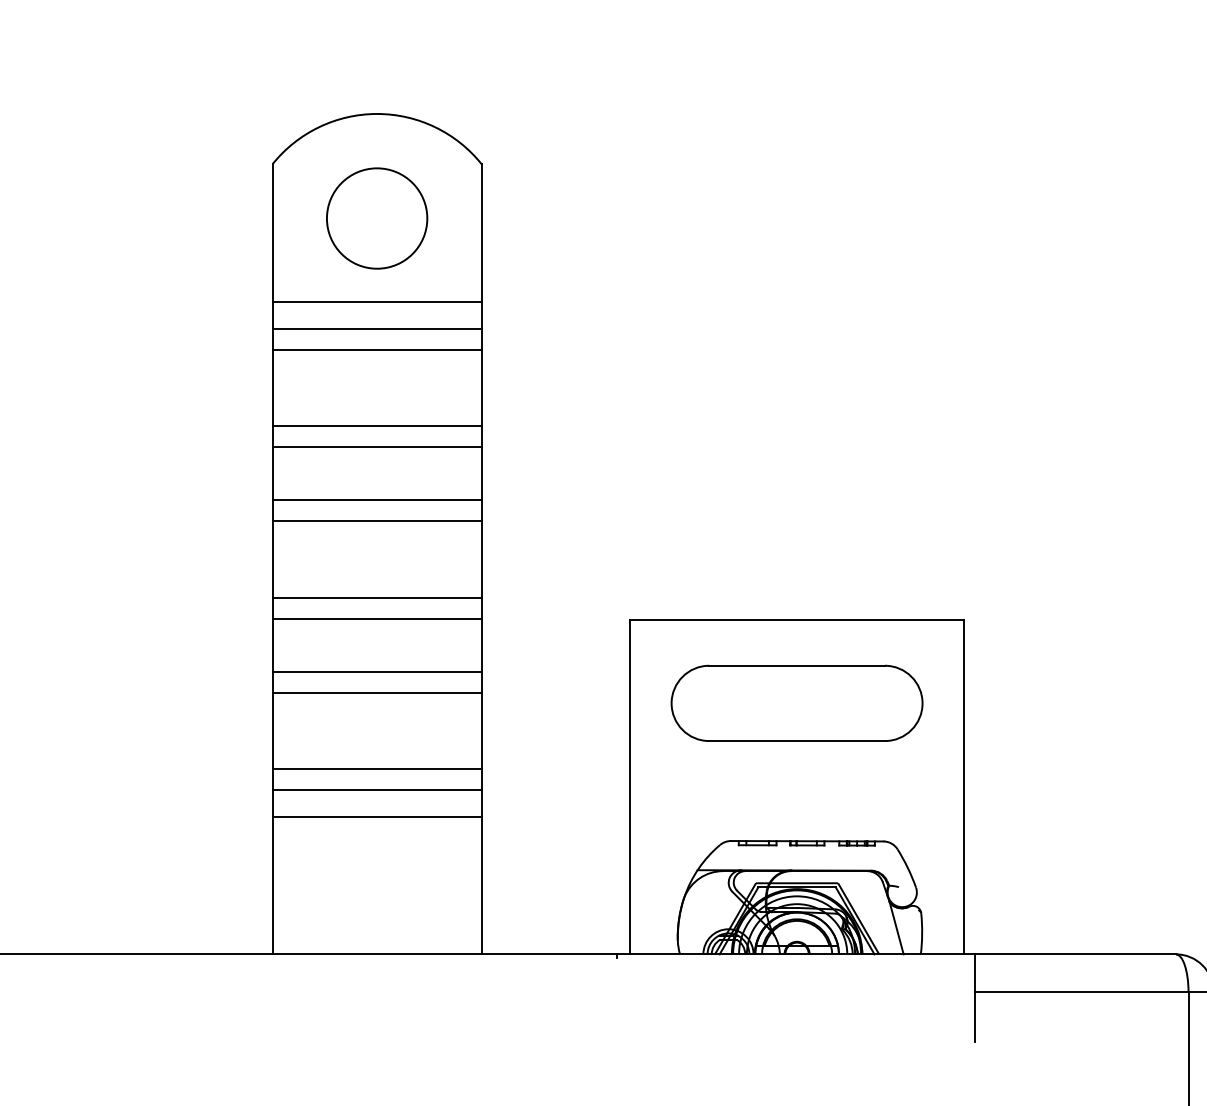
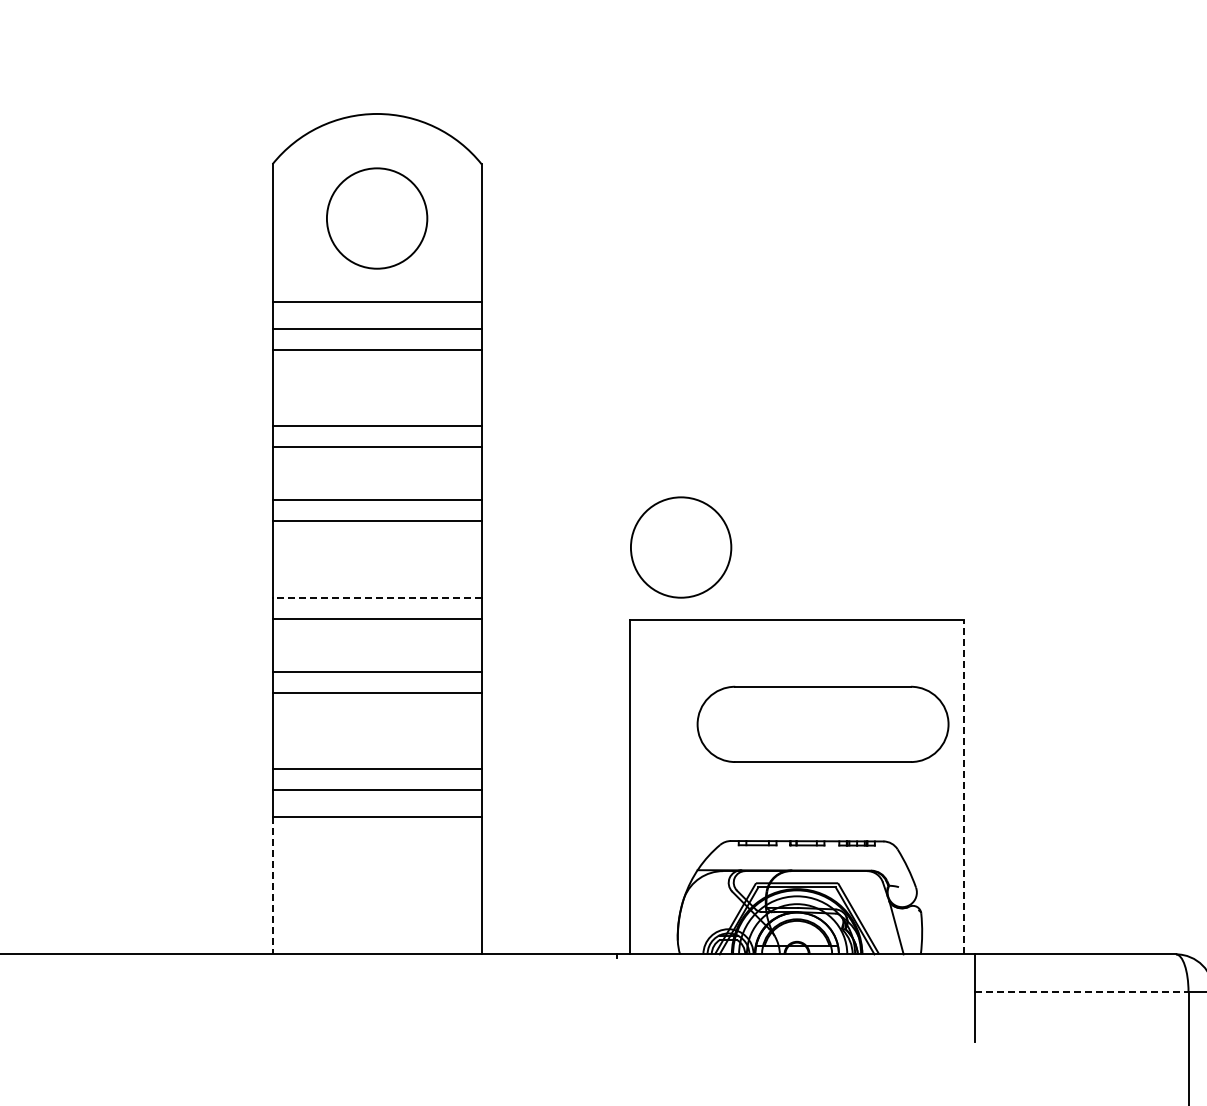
circle: none -> present (681, 547)
line: solid -> dashed (377, 597)
part position: (796, 702) -> (822, 723) (822, 723)
line: solid -> dashed (964, 786)
line: solid -> dashed (272, 885)
line: solid -> dashed (1081, 992)
